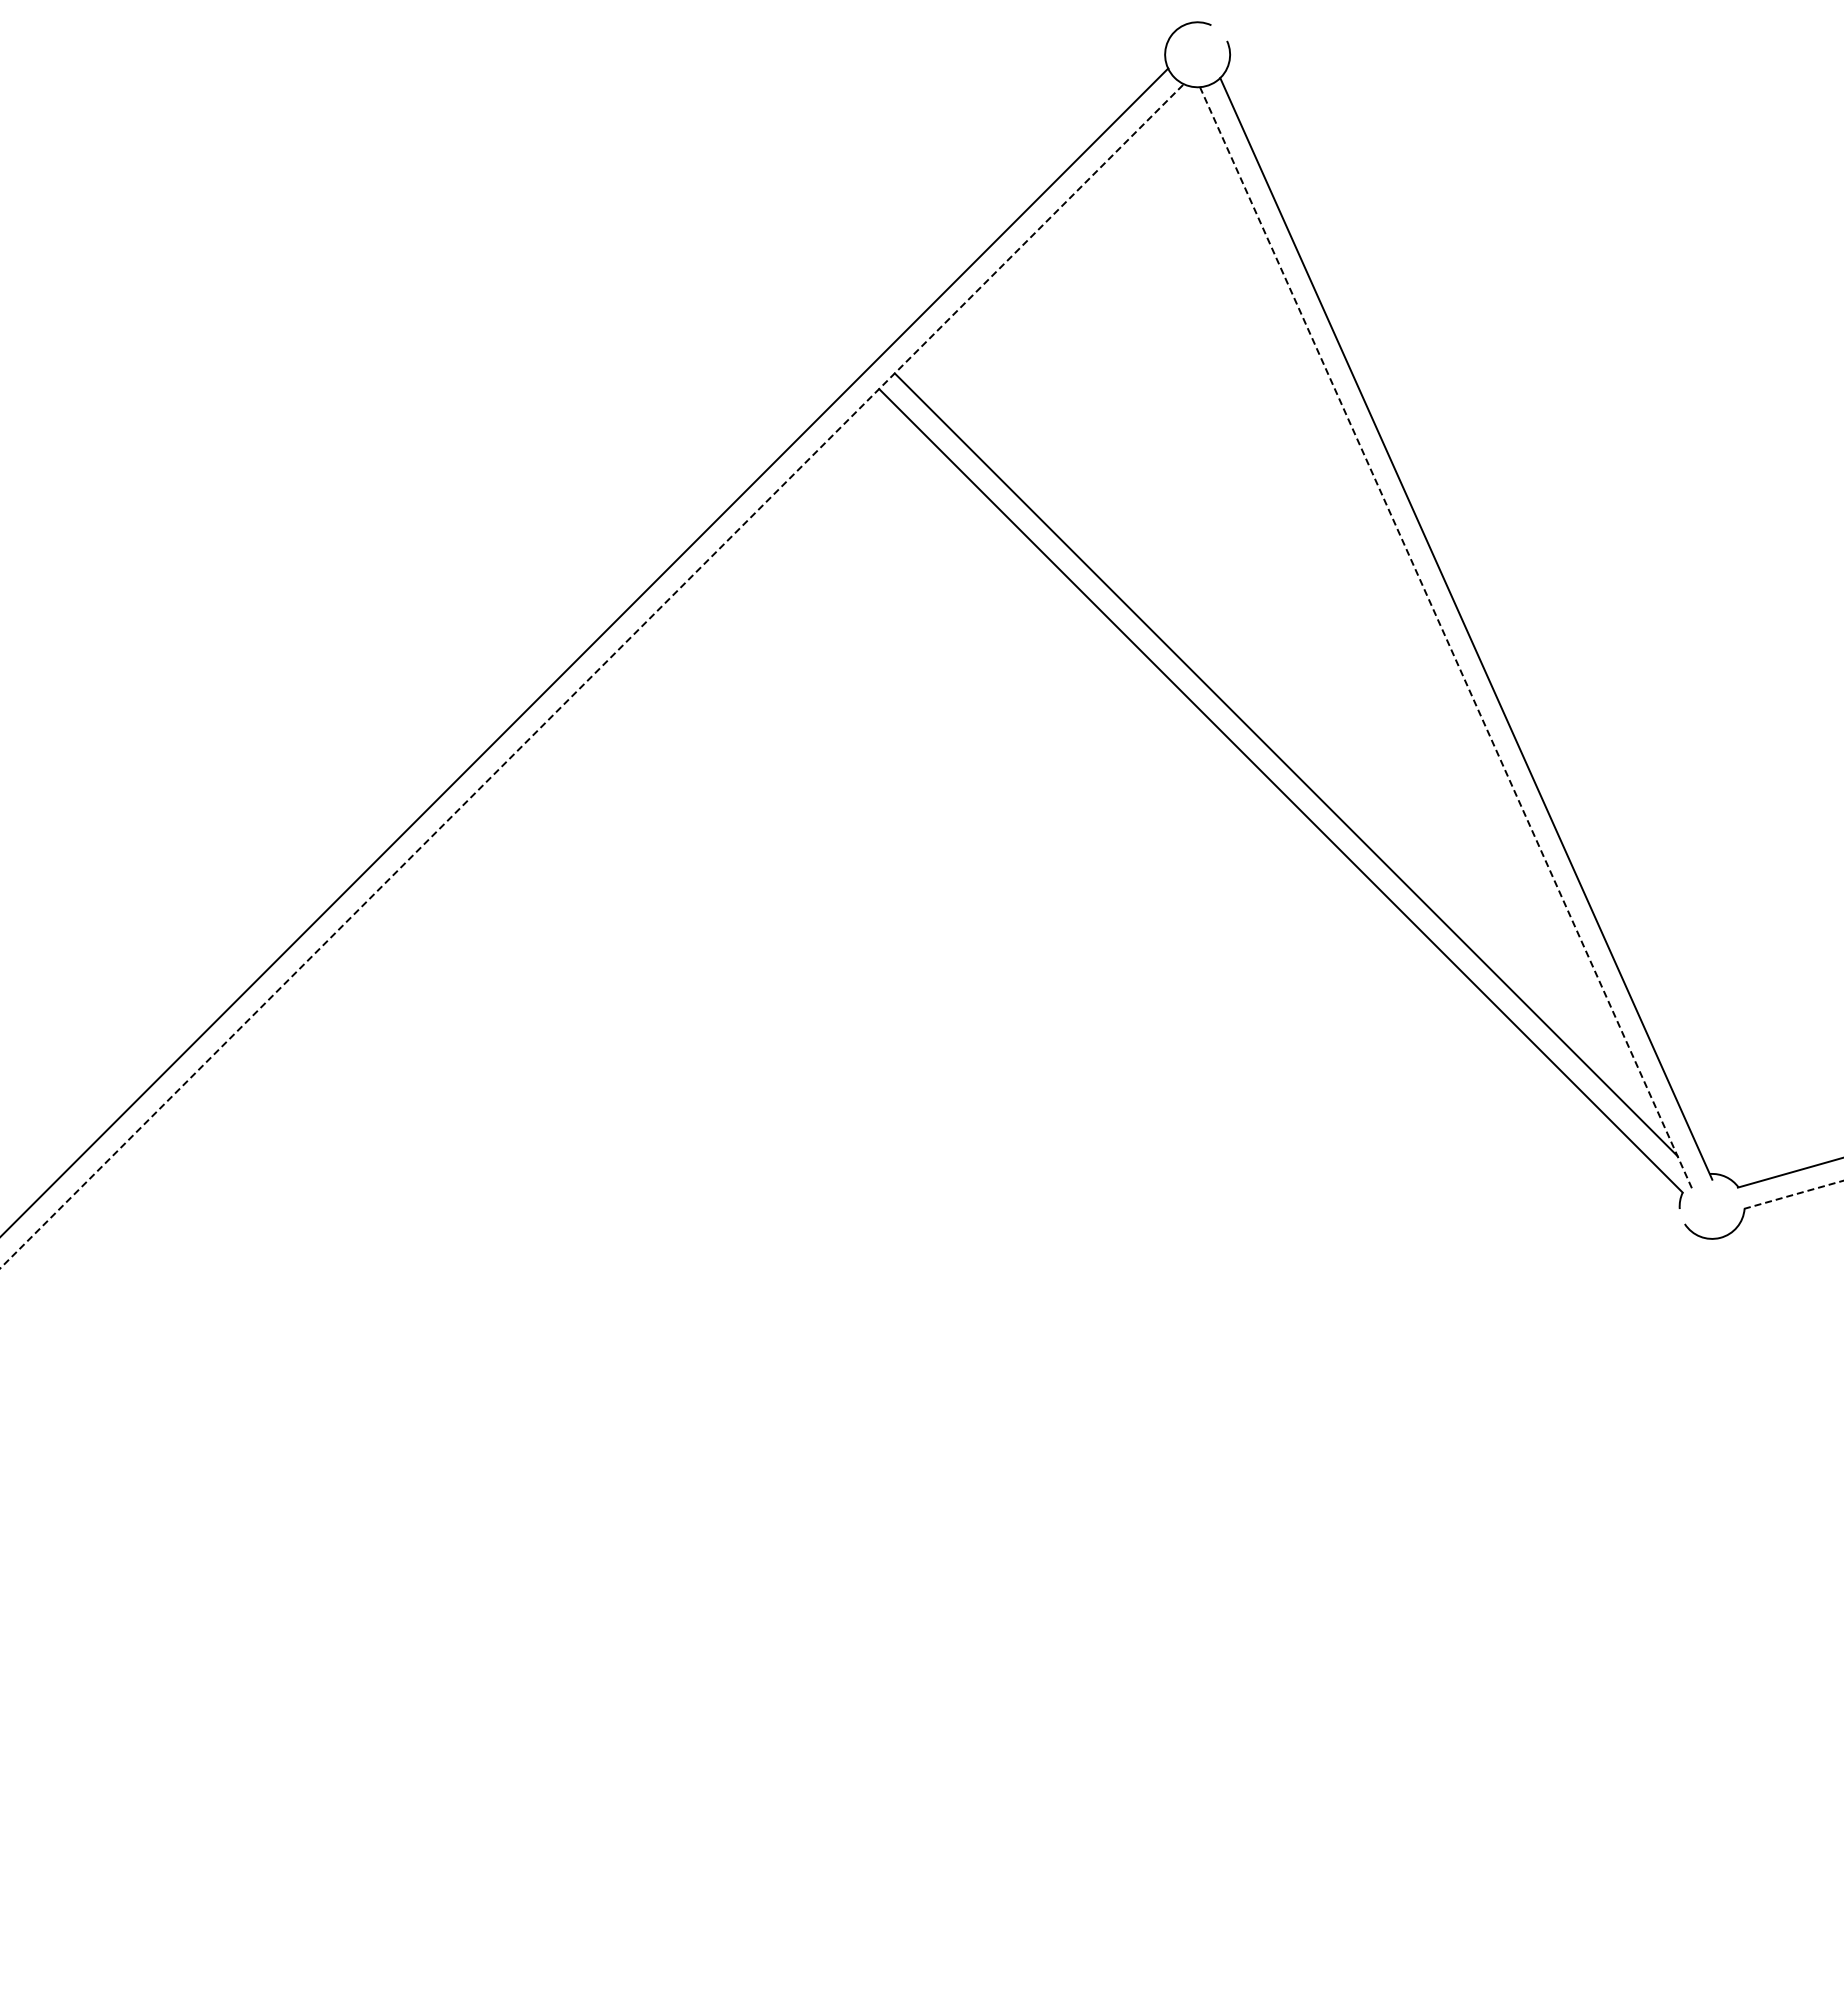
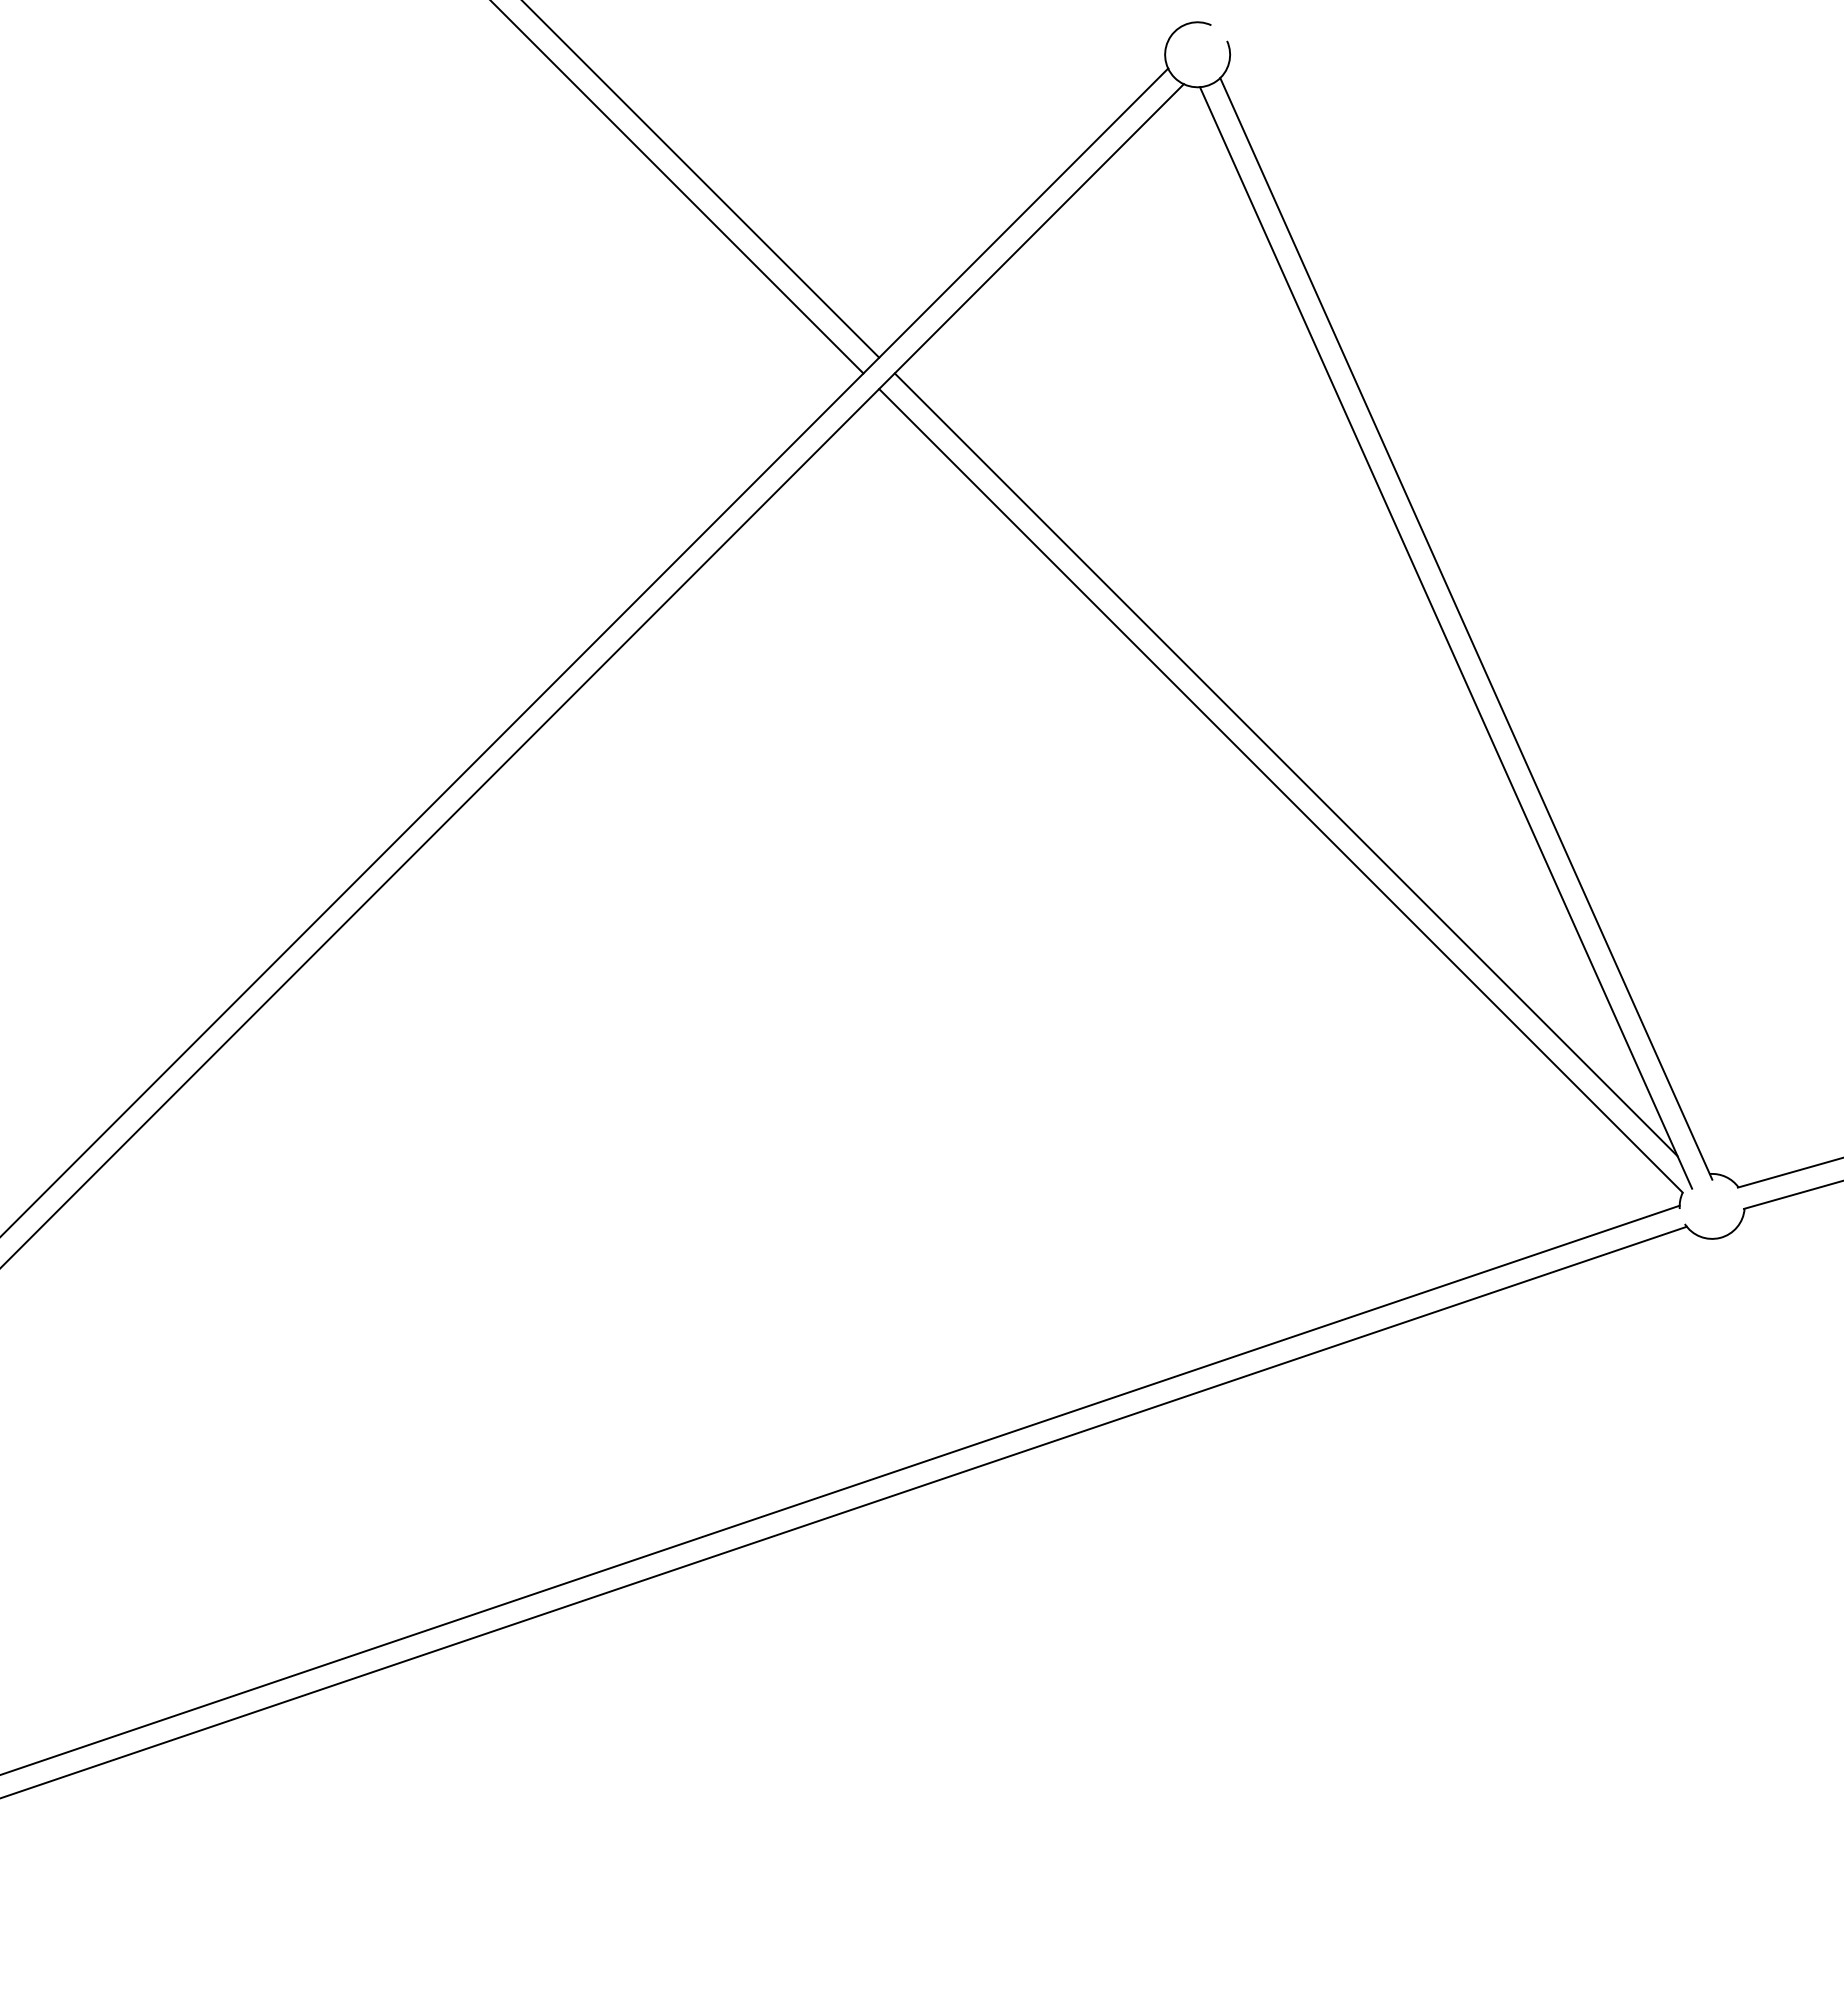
line: none -> present (701, 179)
line: none -> present (677, 187)
line: dashed -> solid (1446, 638)
line: dashed -> solid (592, 675)
line: dashed -> solid (1793, 1194)
line: none -> present (840, 1489)
line: none -> present (844, 1511)
